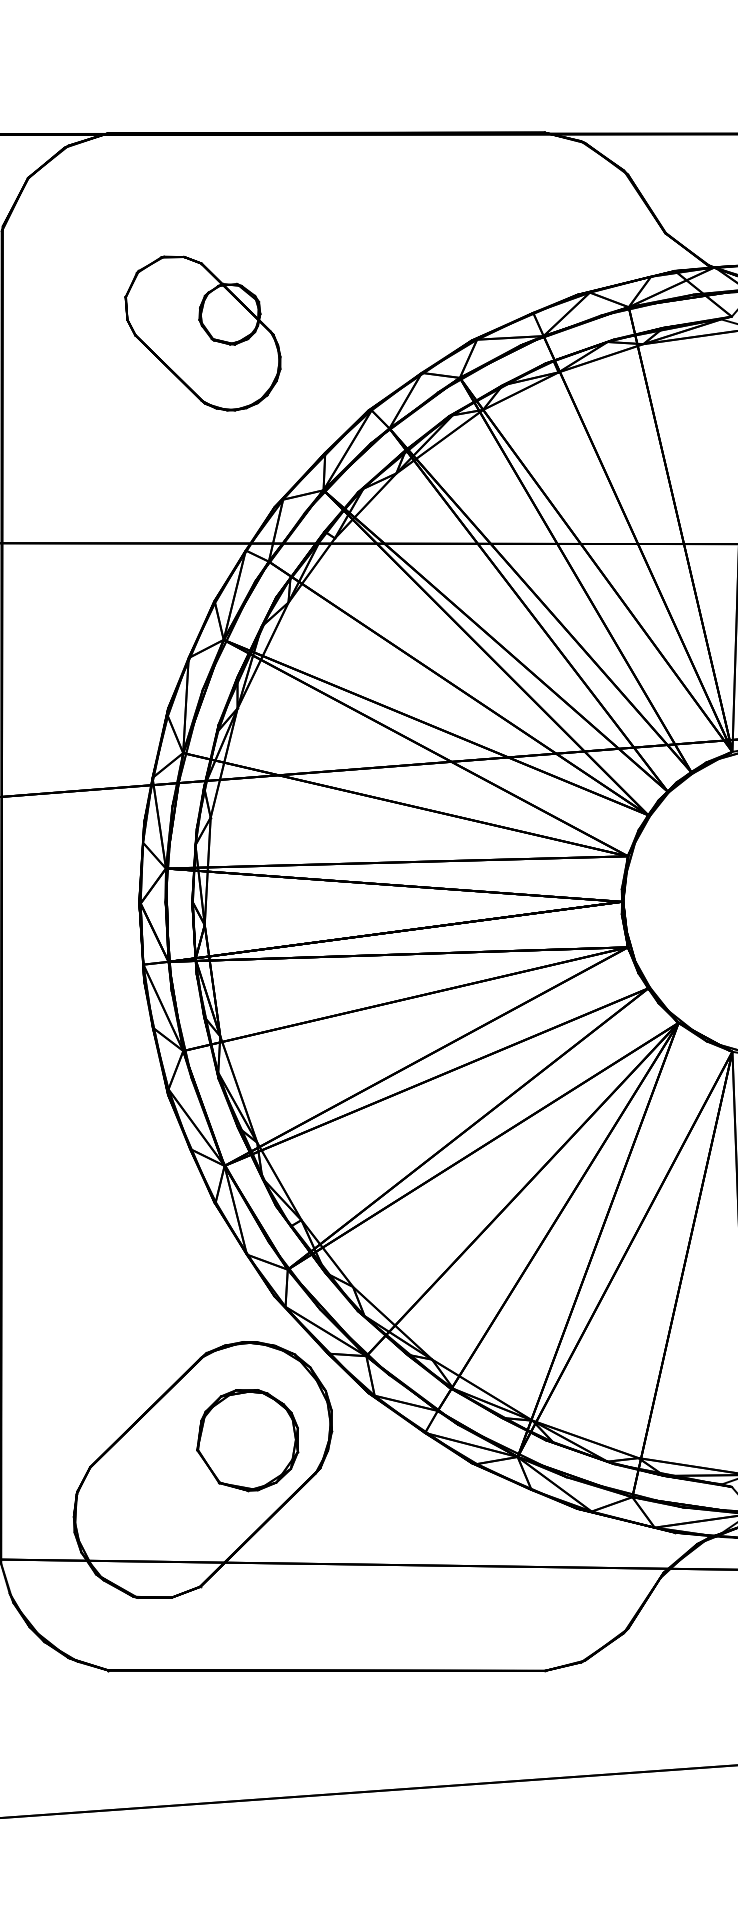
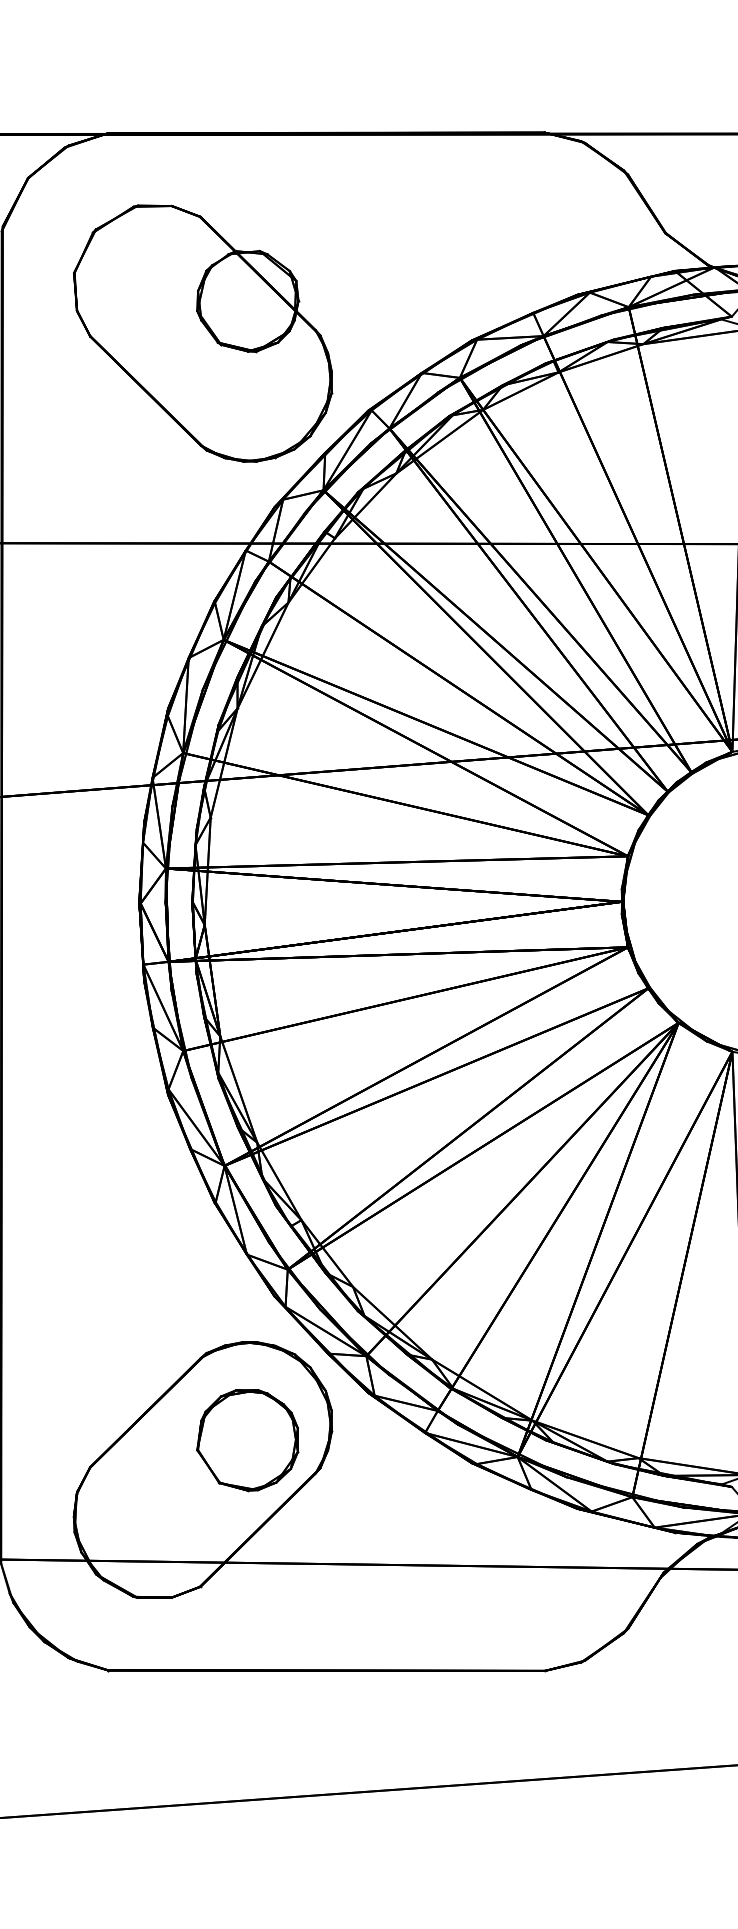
part size: 158x157 px -> 262x259 px (202, 333)
